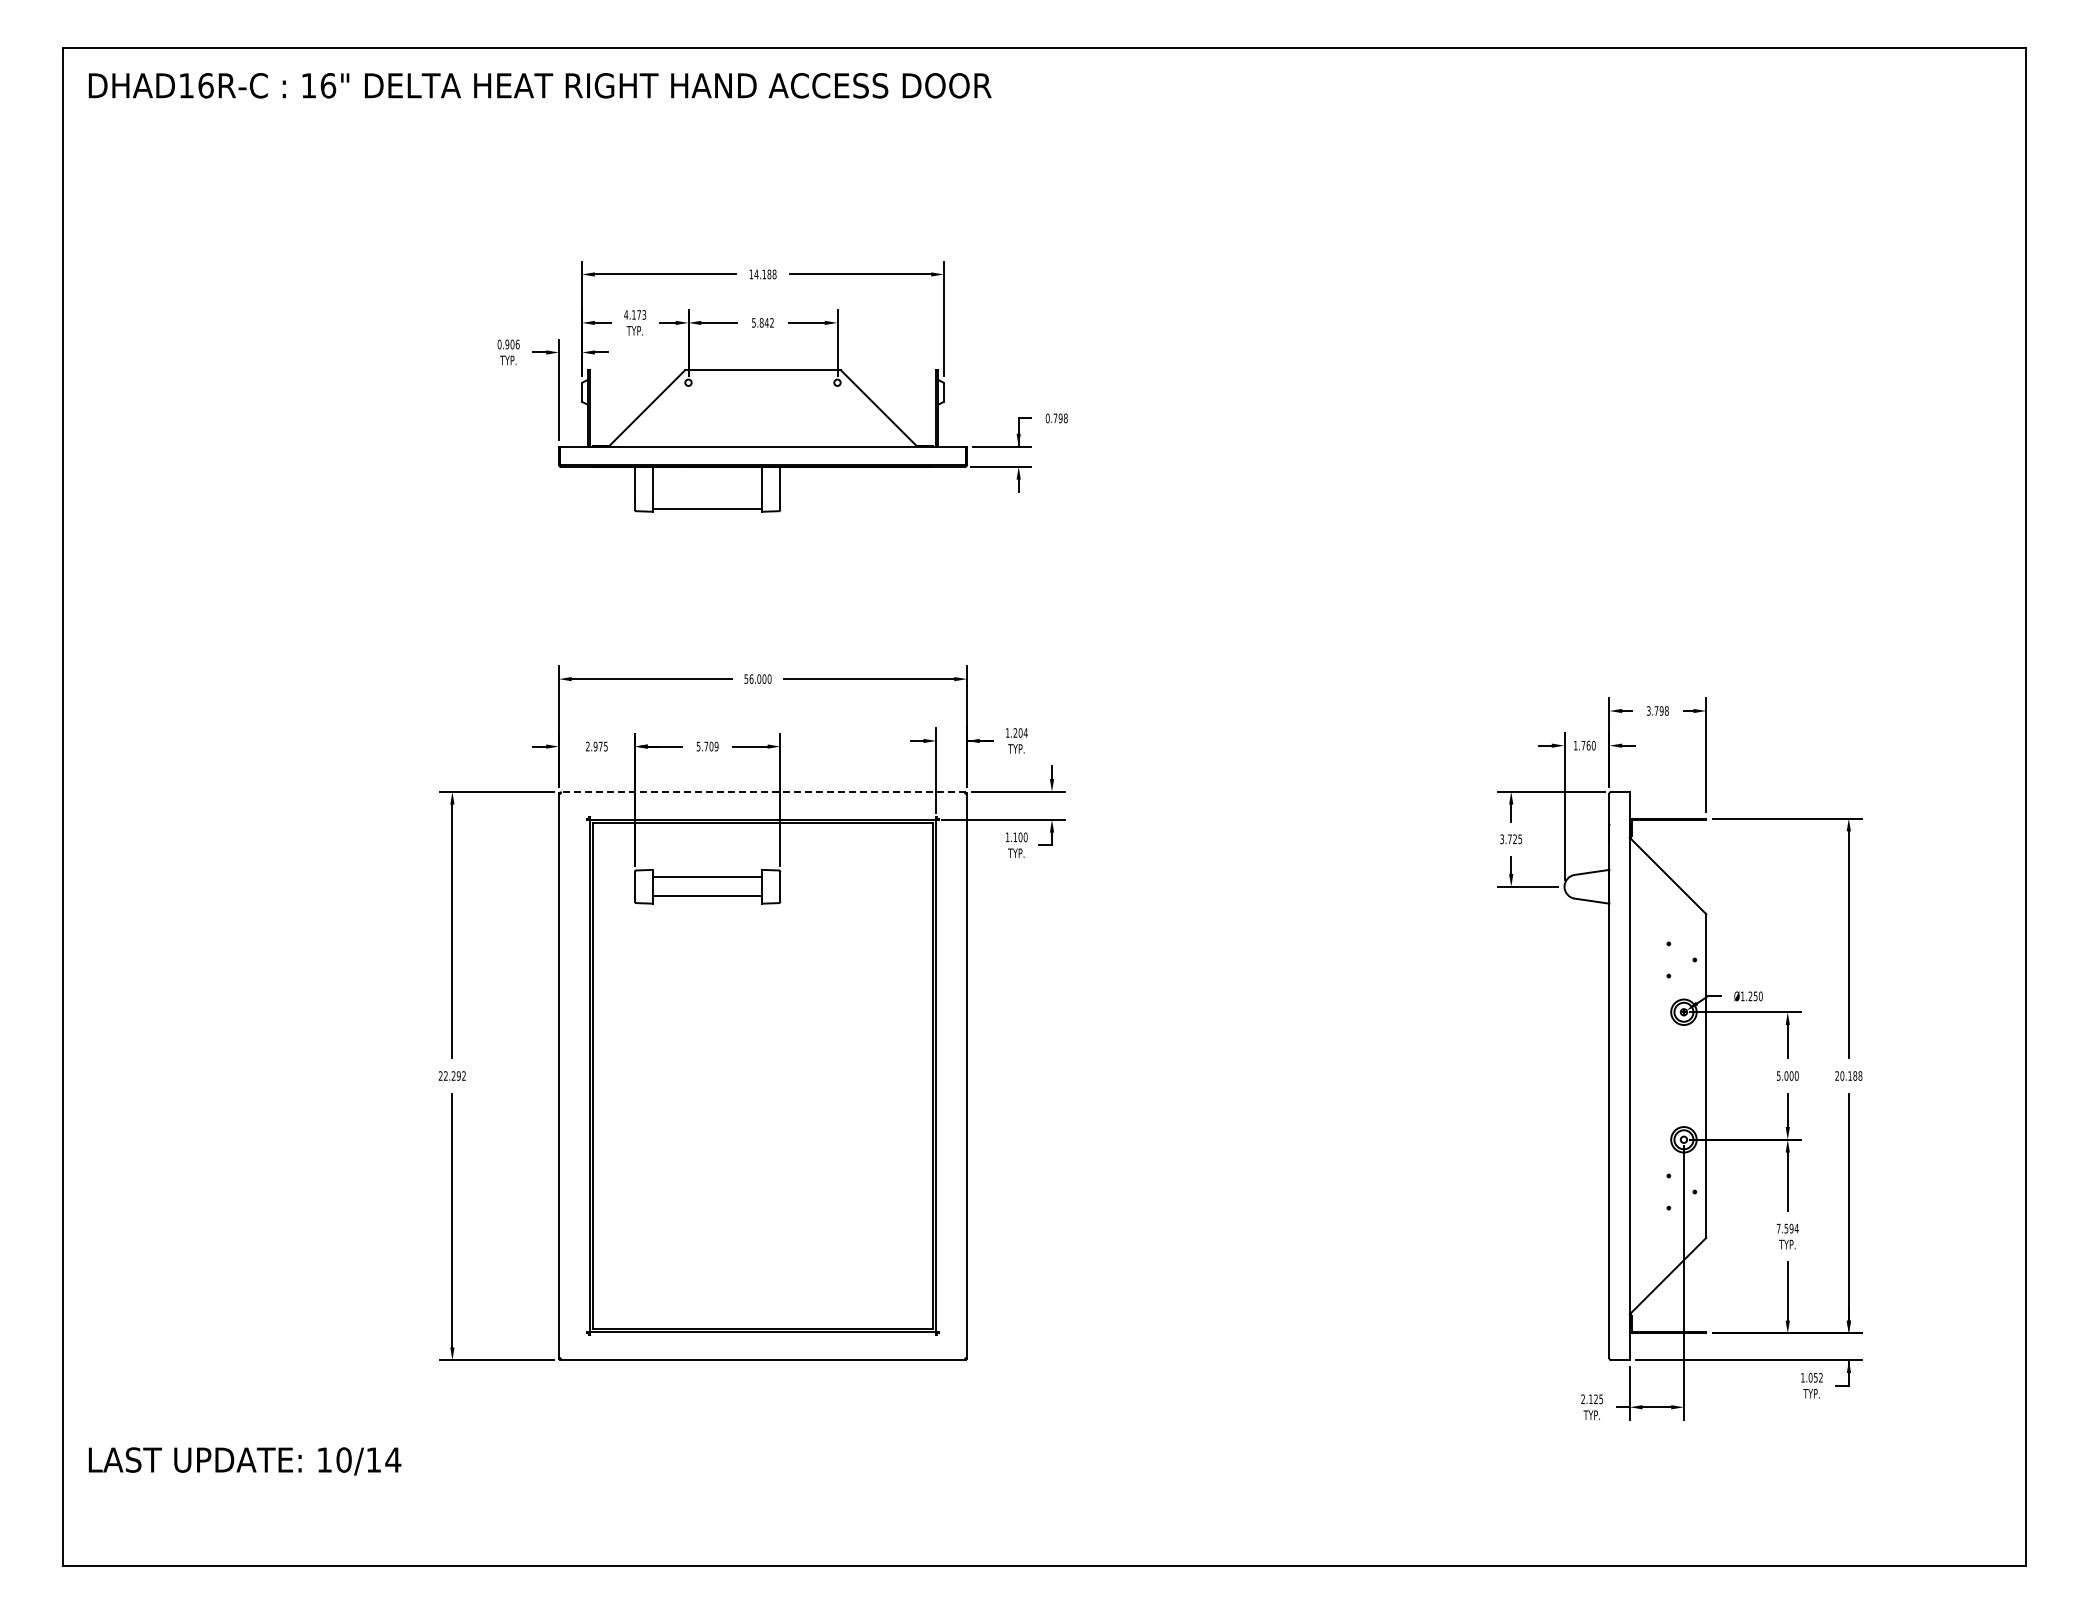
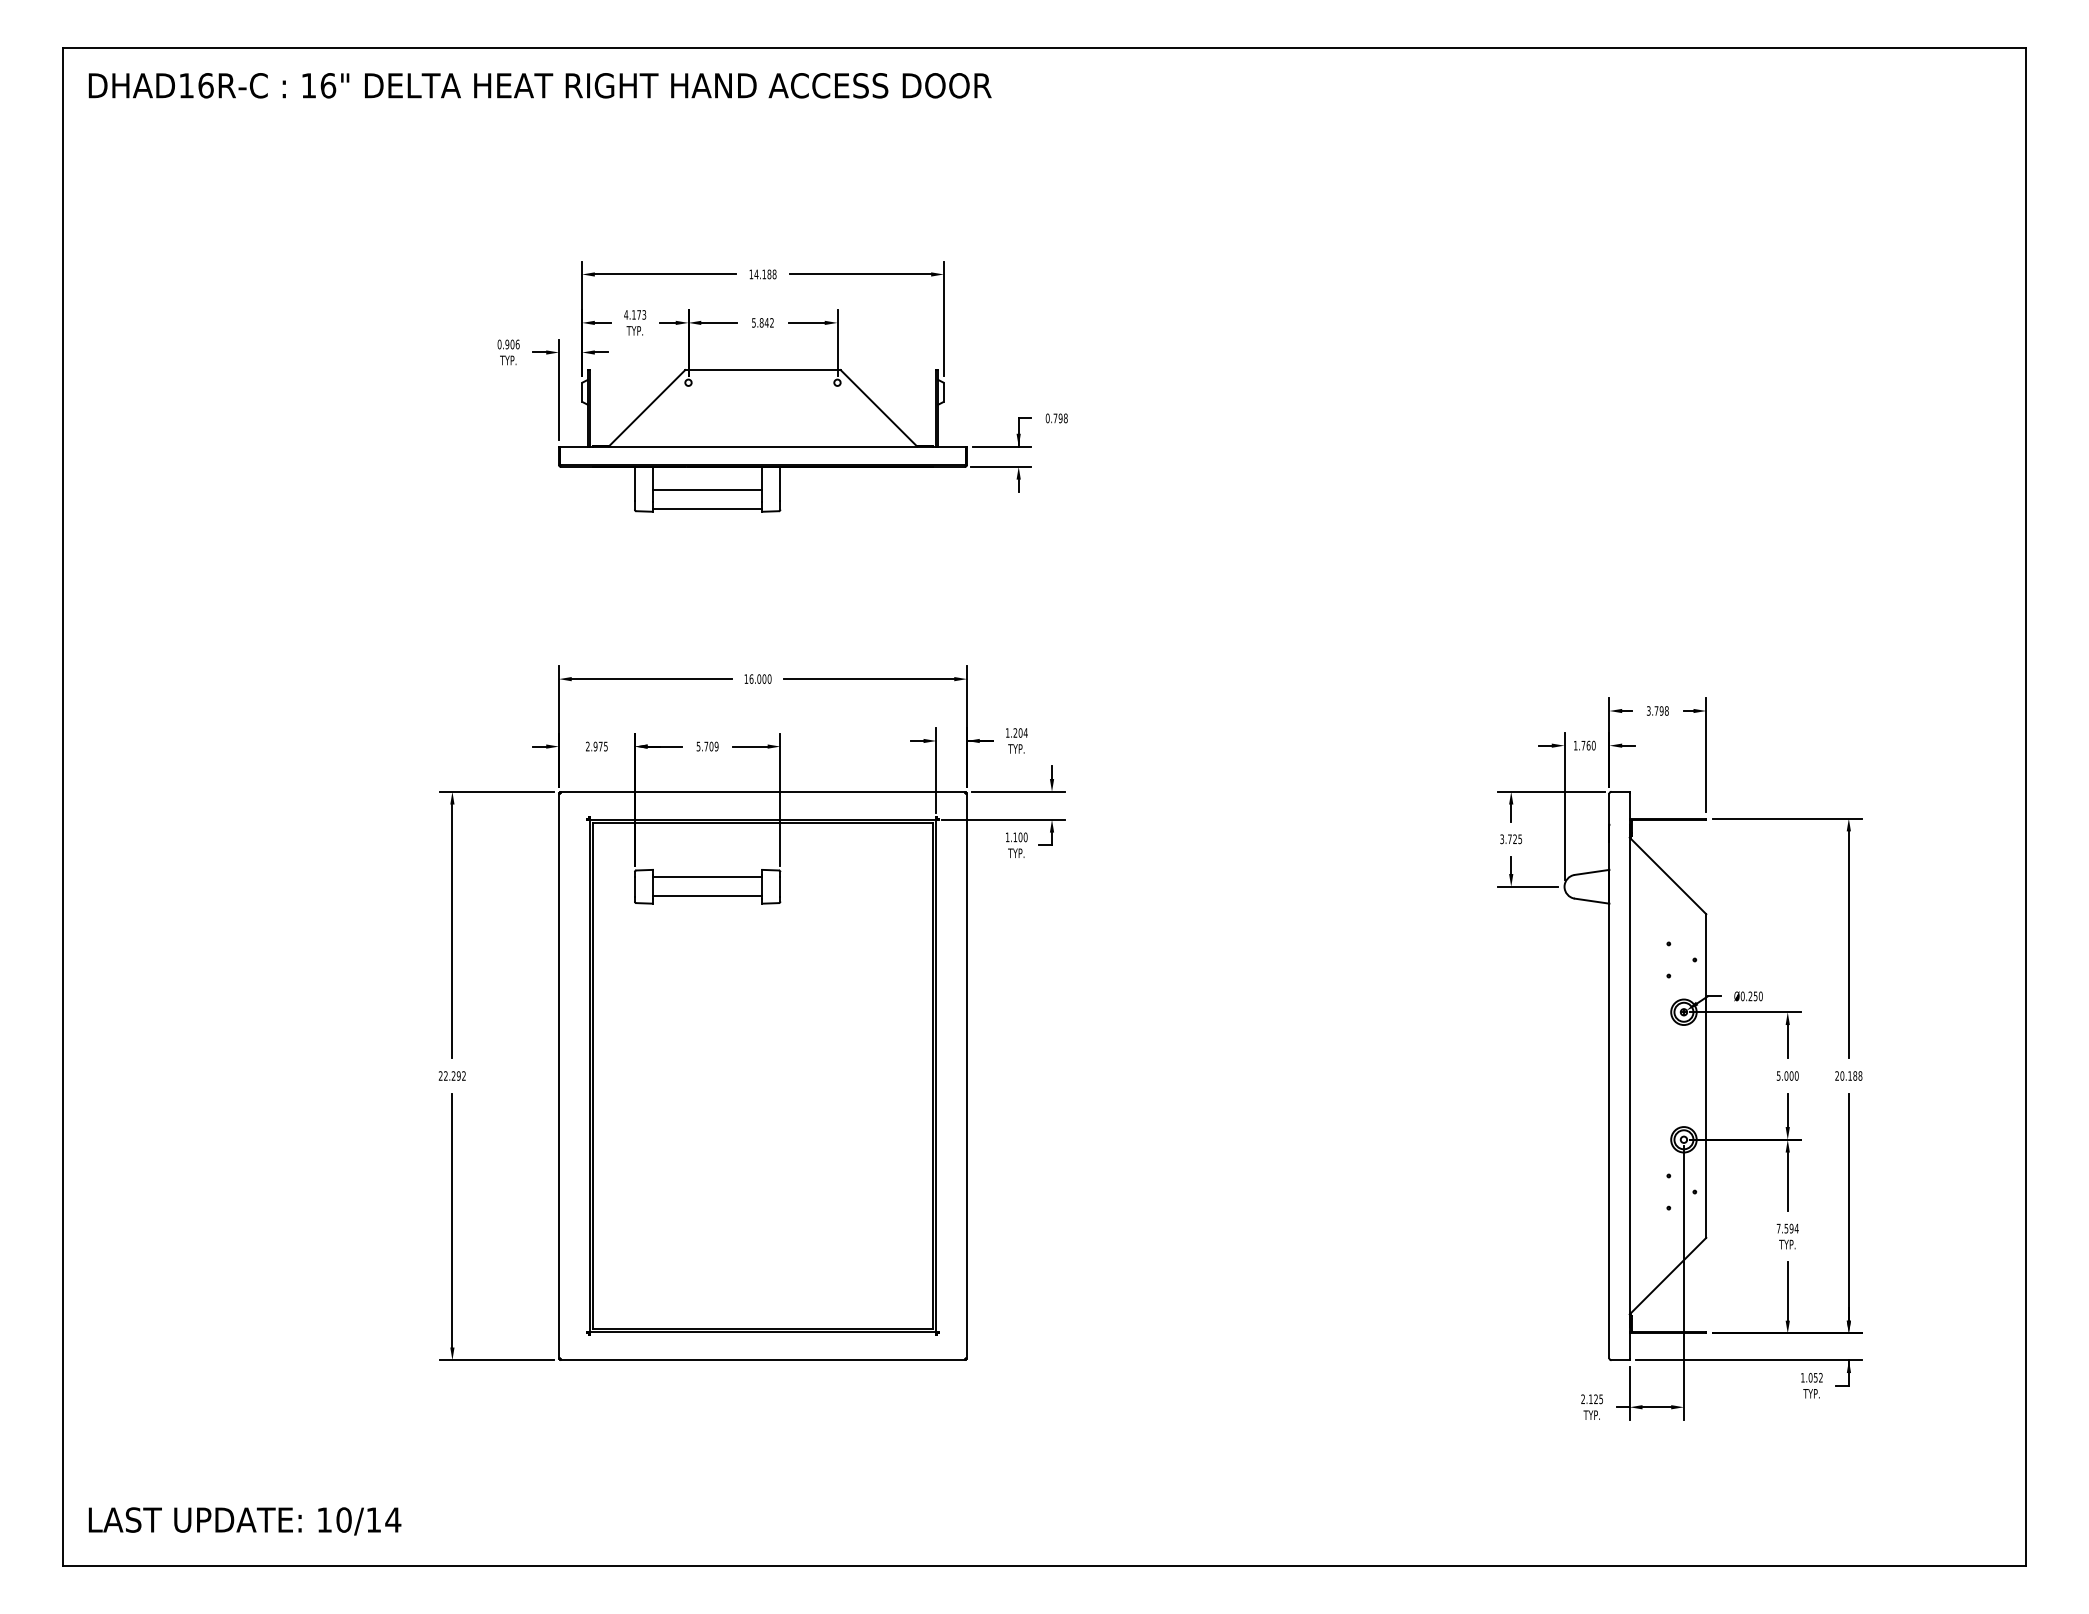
line: none -> present (707, 490)
text: 56.000 -> 16.000 (746, 678)
line: dashed -> solid (763, 791)
text: Ø1.250 -> Ø0.250 (1742, 996)
text position: (244, 1461) -> (244, 1521) (244, 1521)
